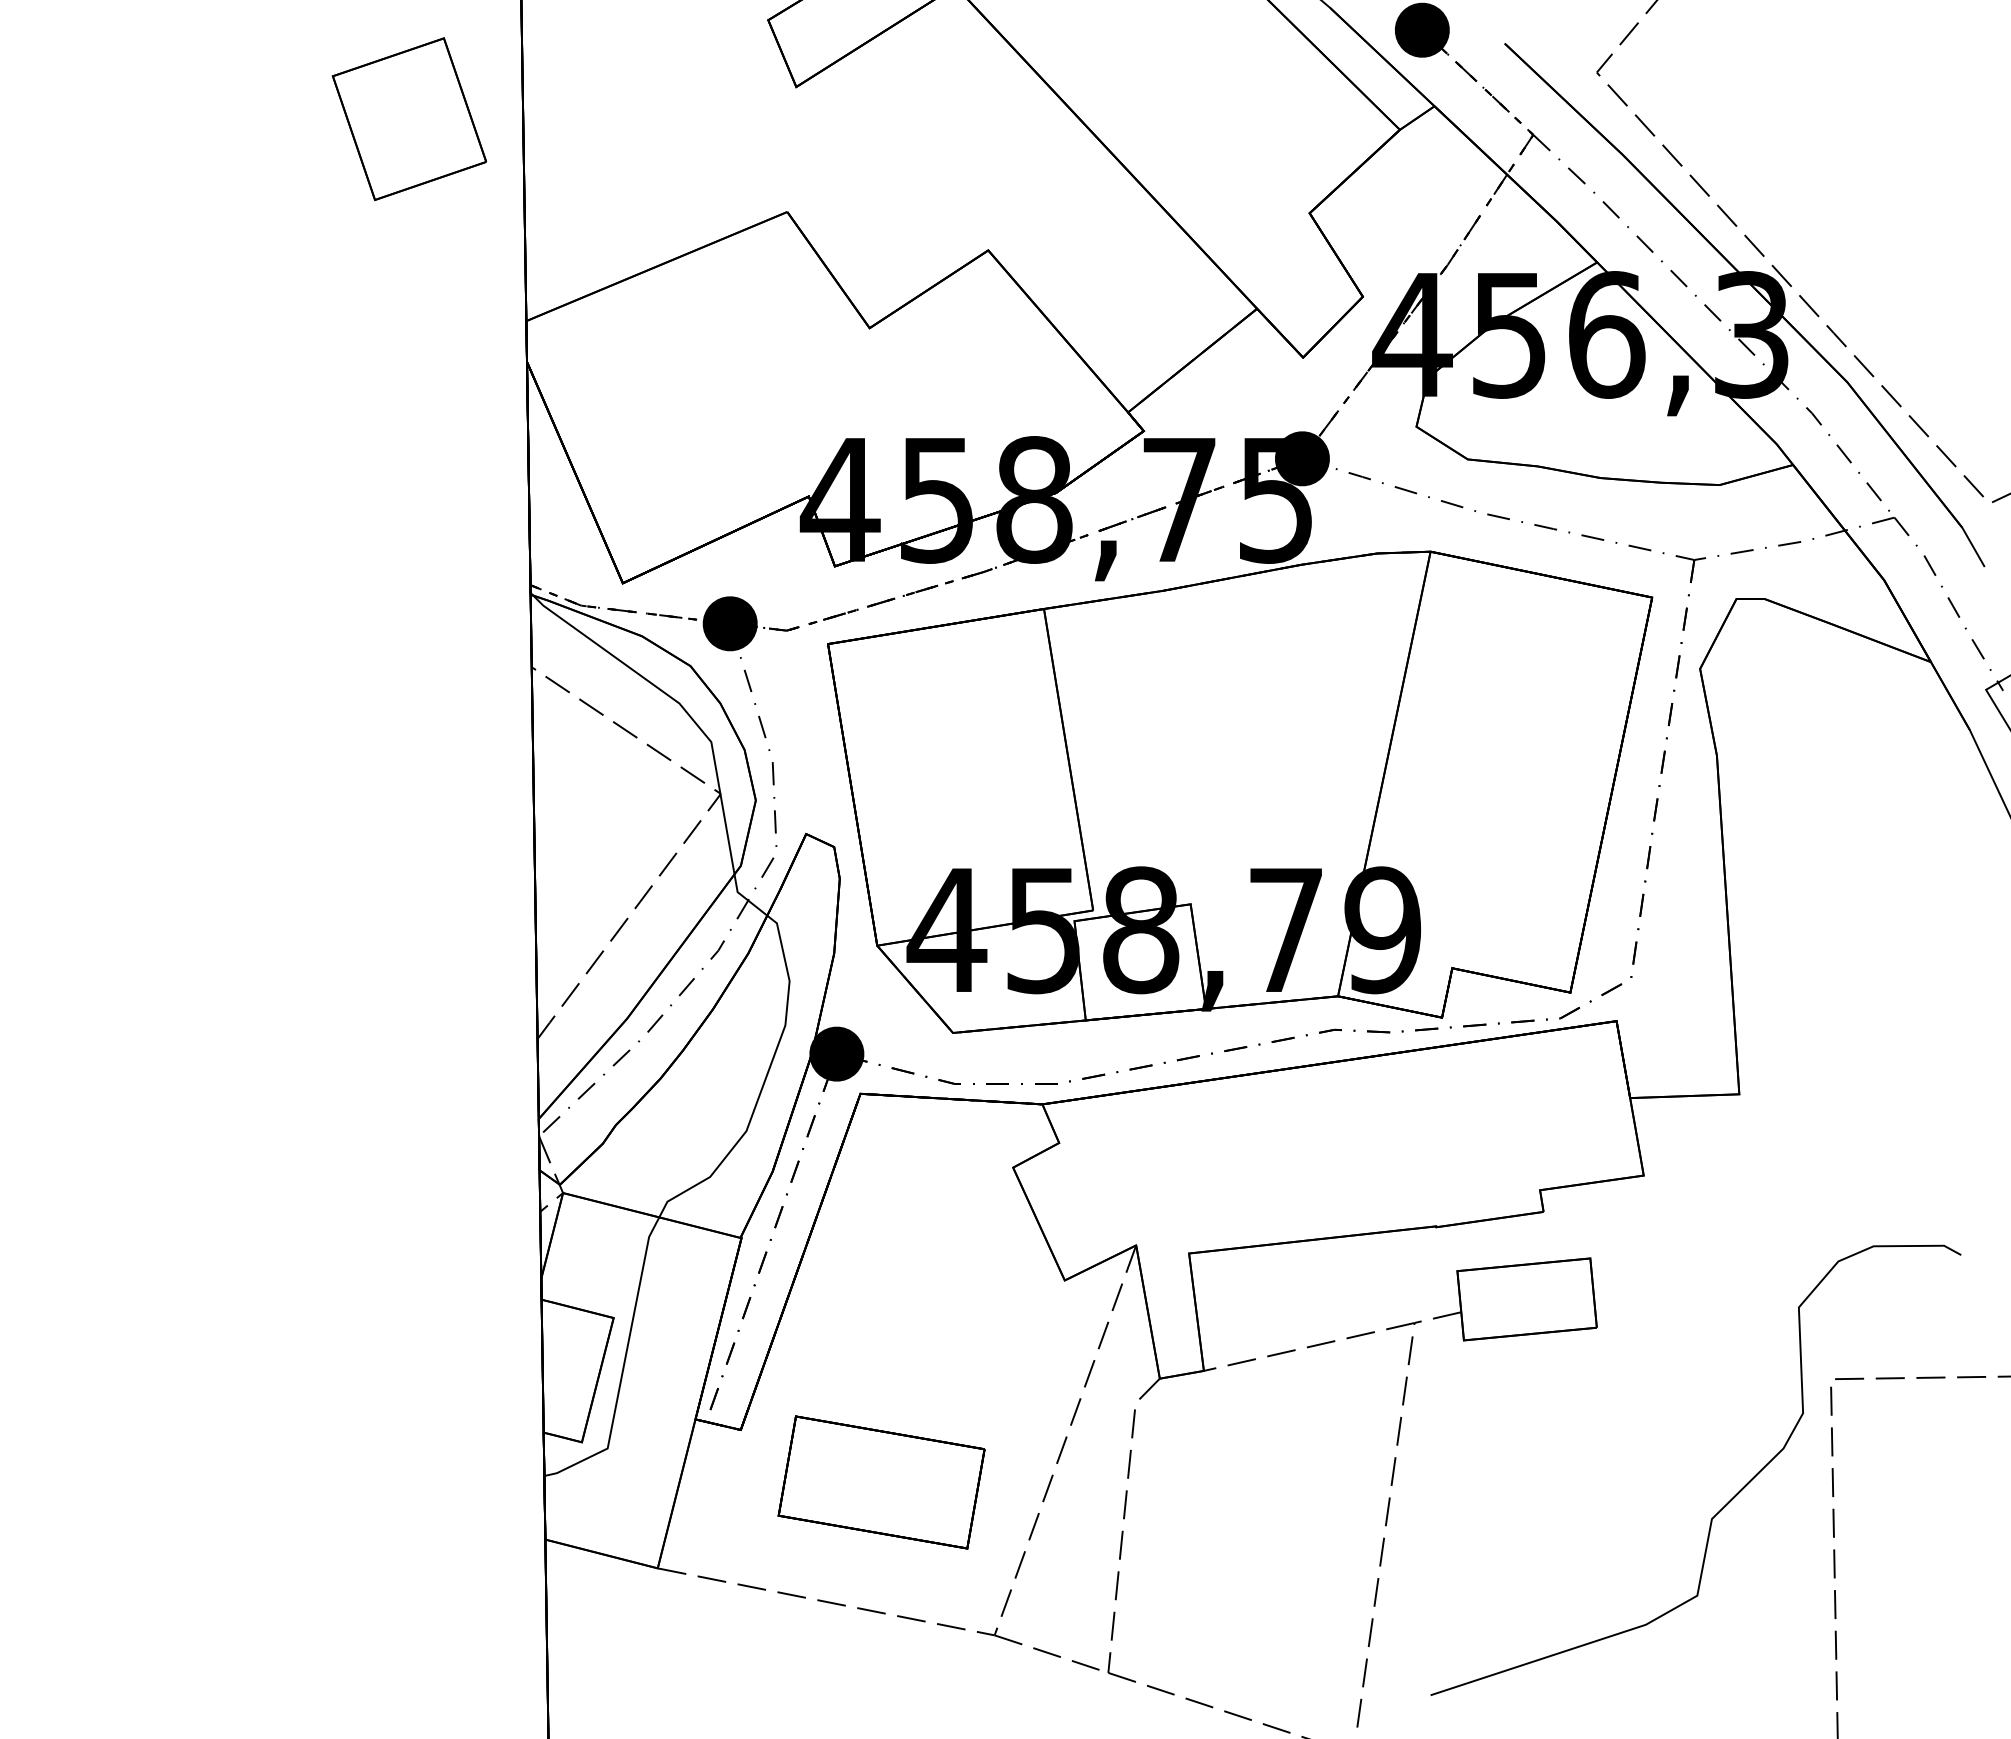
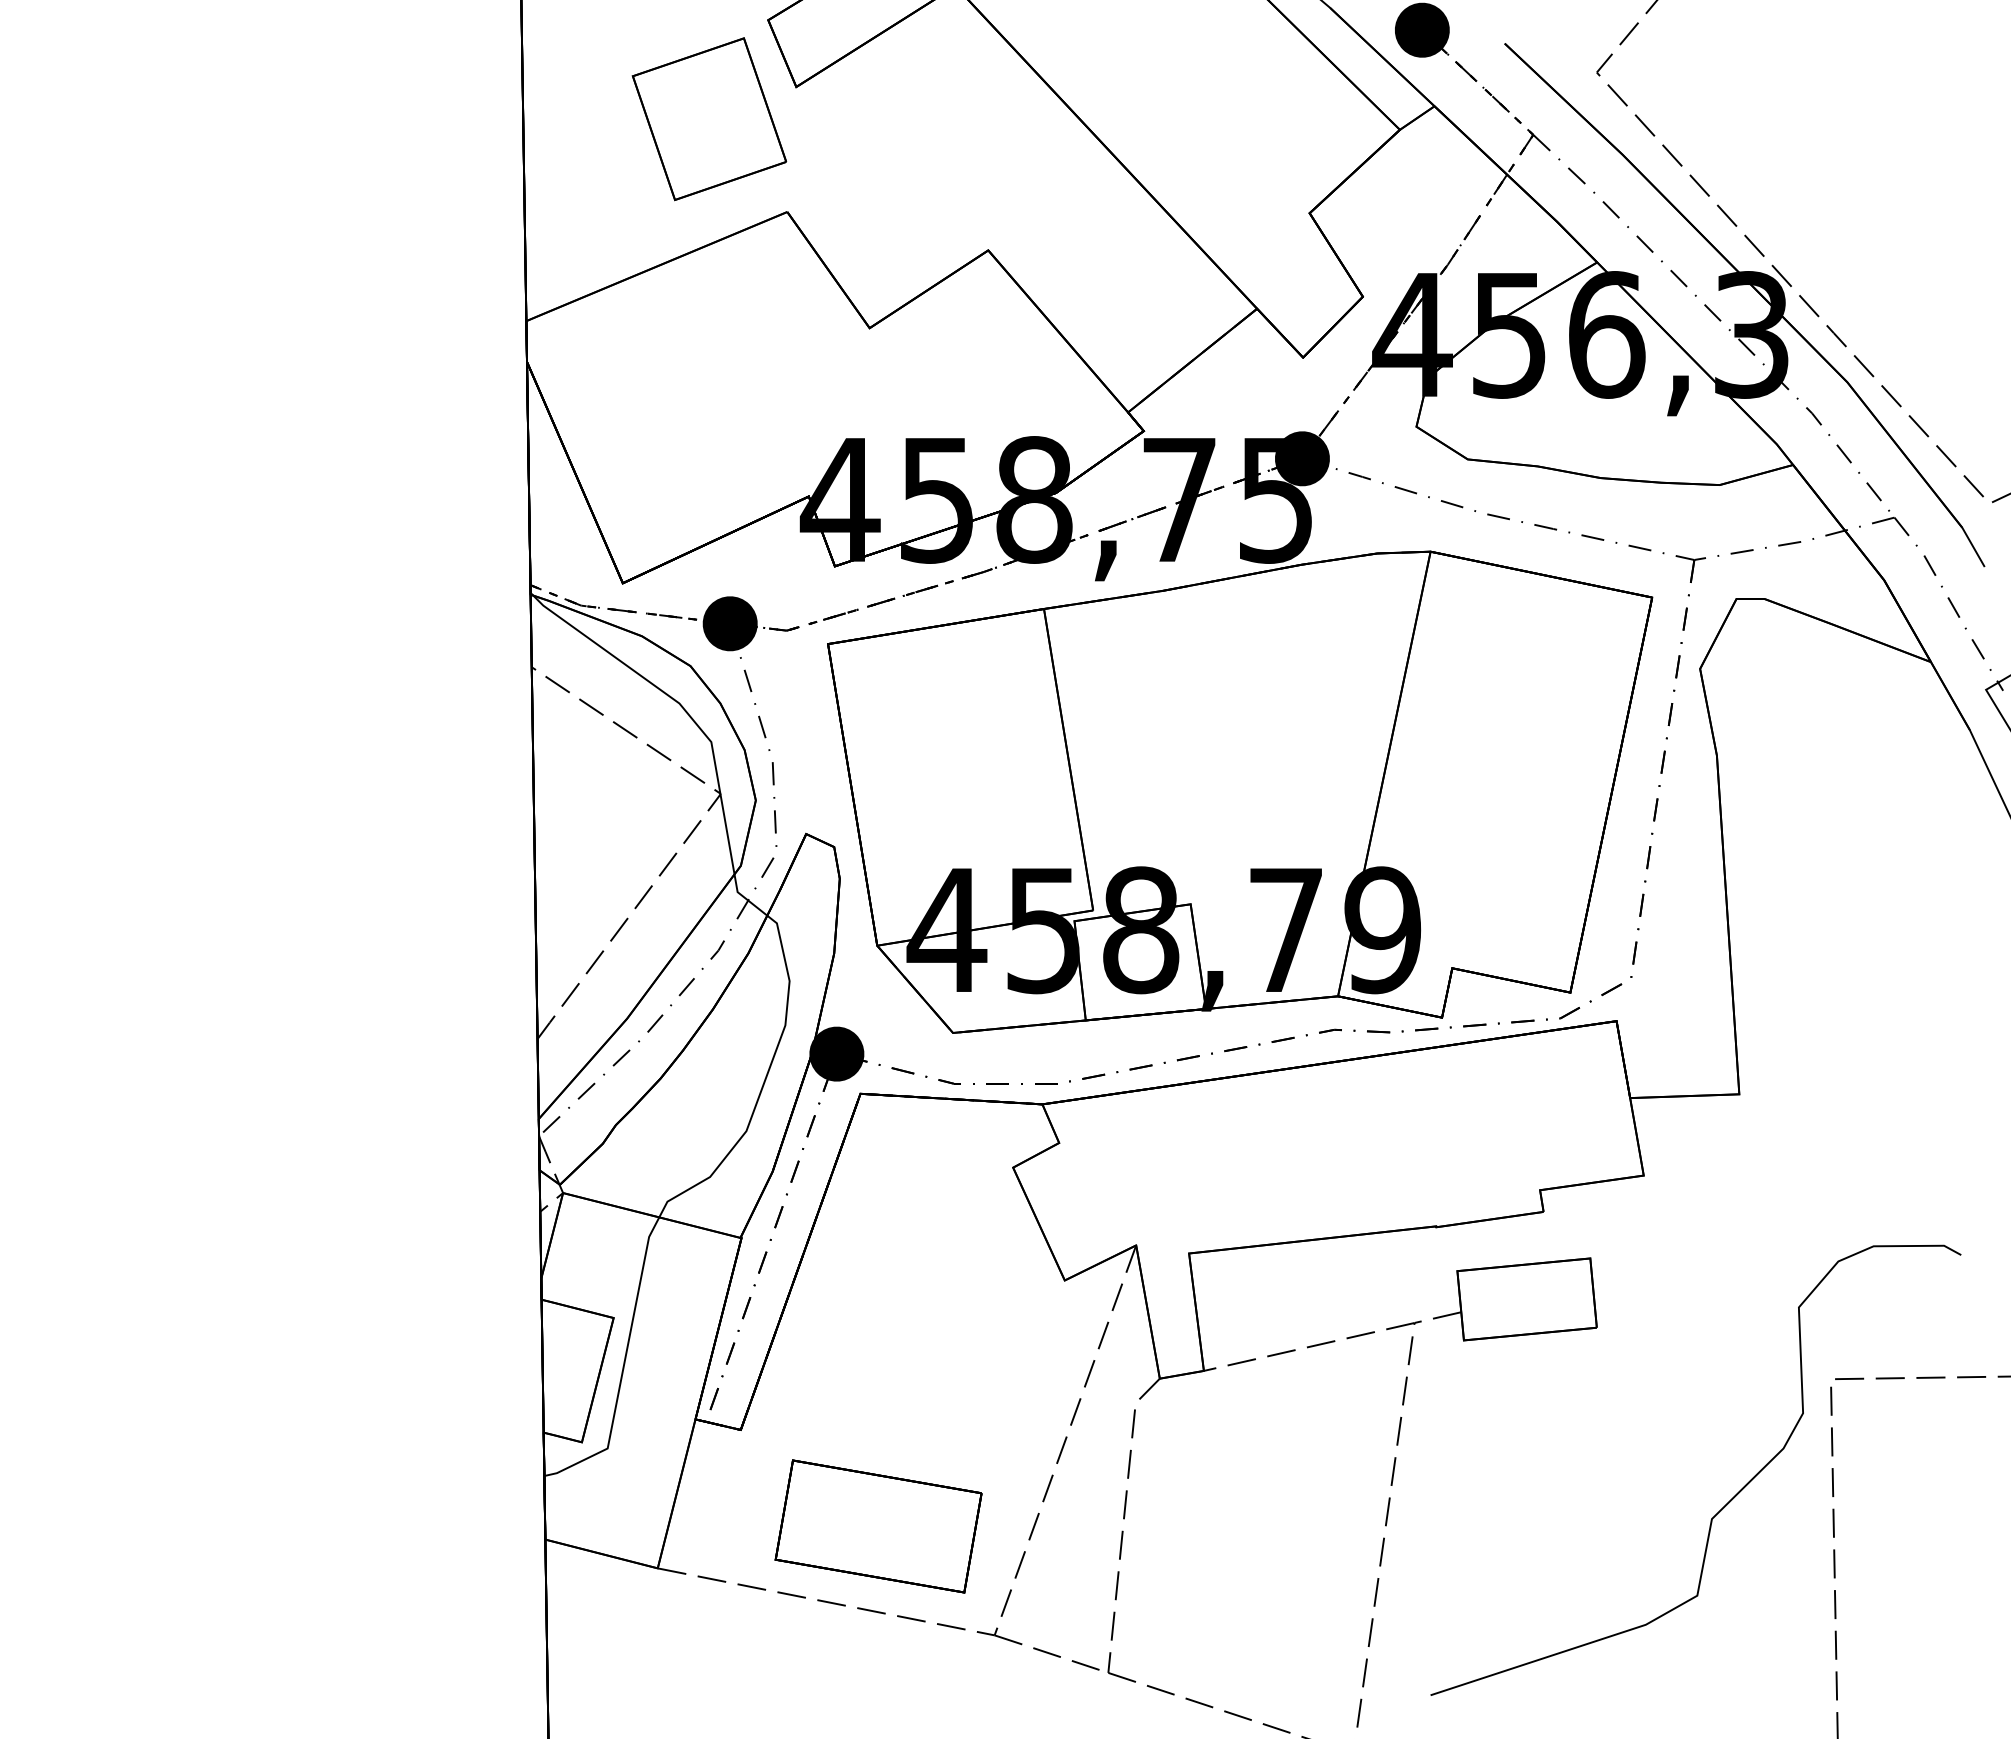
part position: (409, 119) -> (709, 119) (709, 119)
part position: (881, 1482) -> (878, 1526) (878, 1526)
